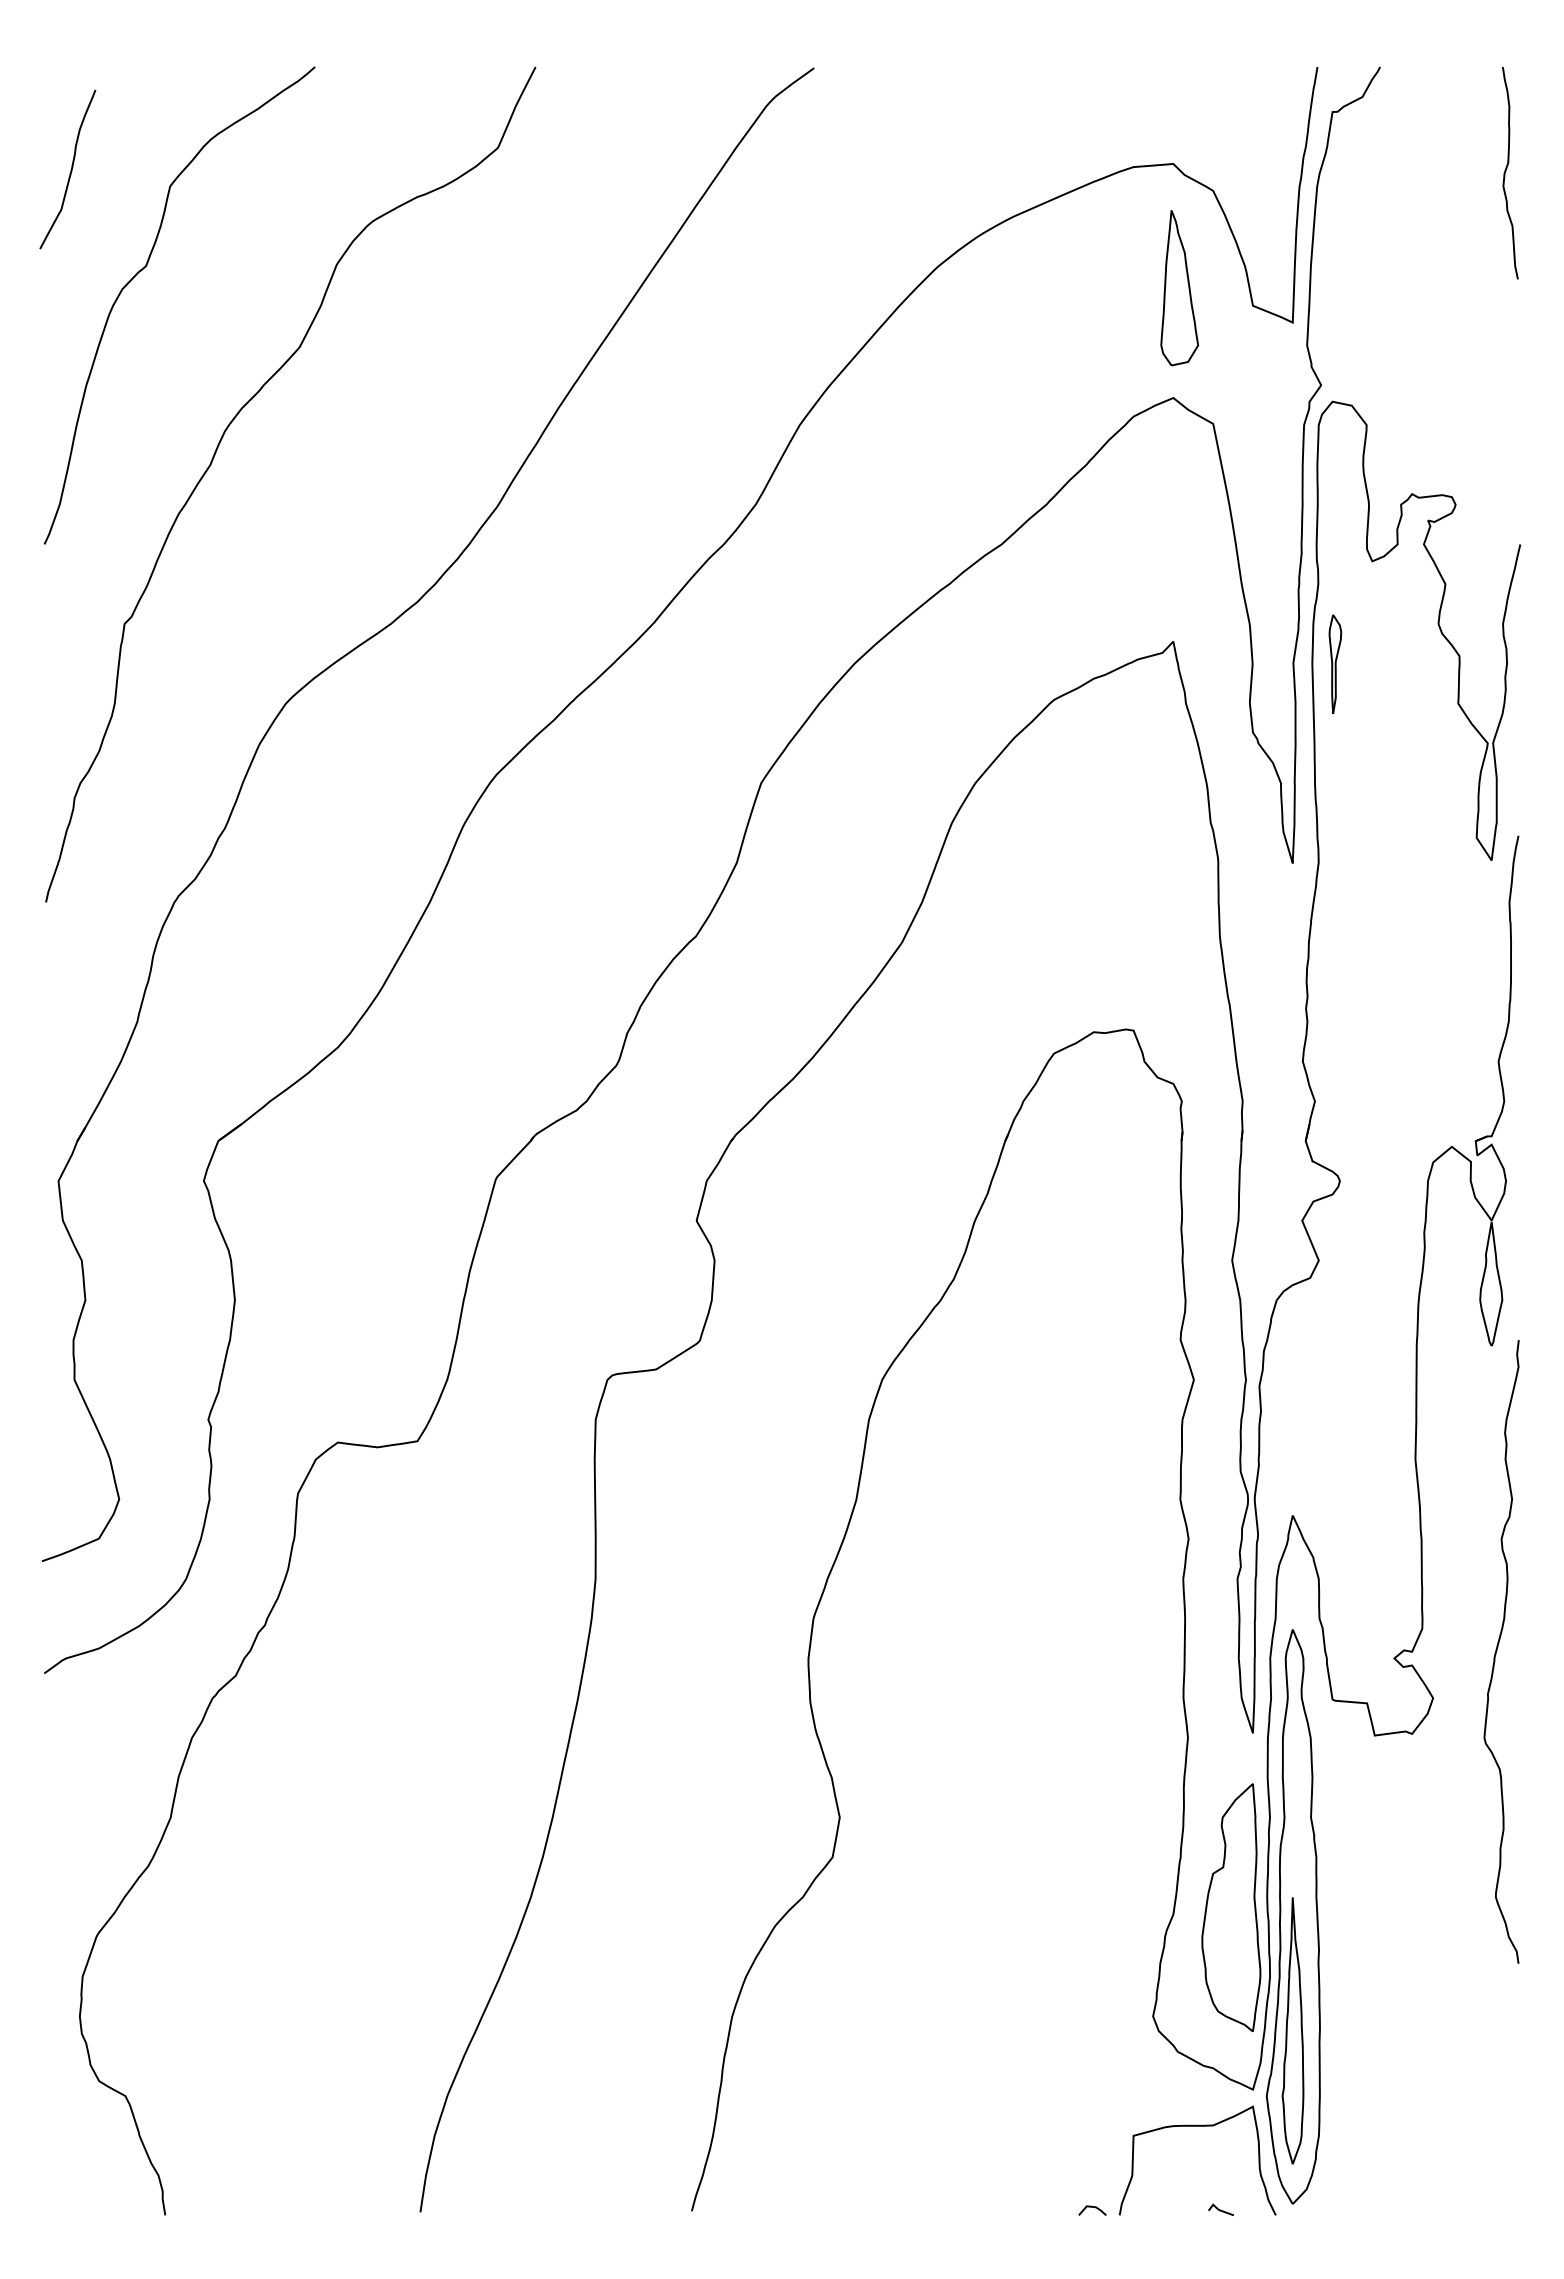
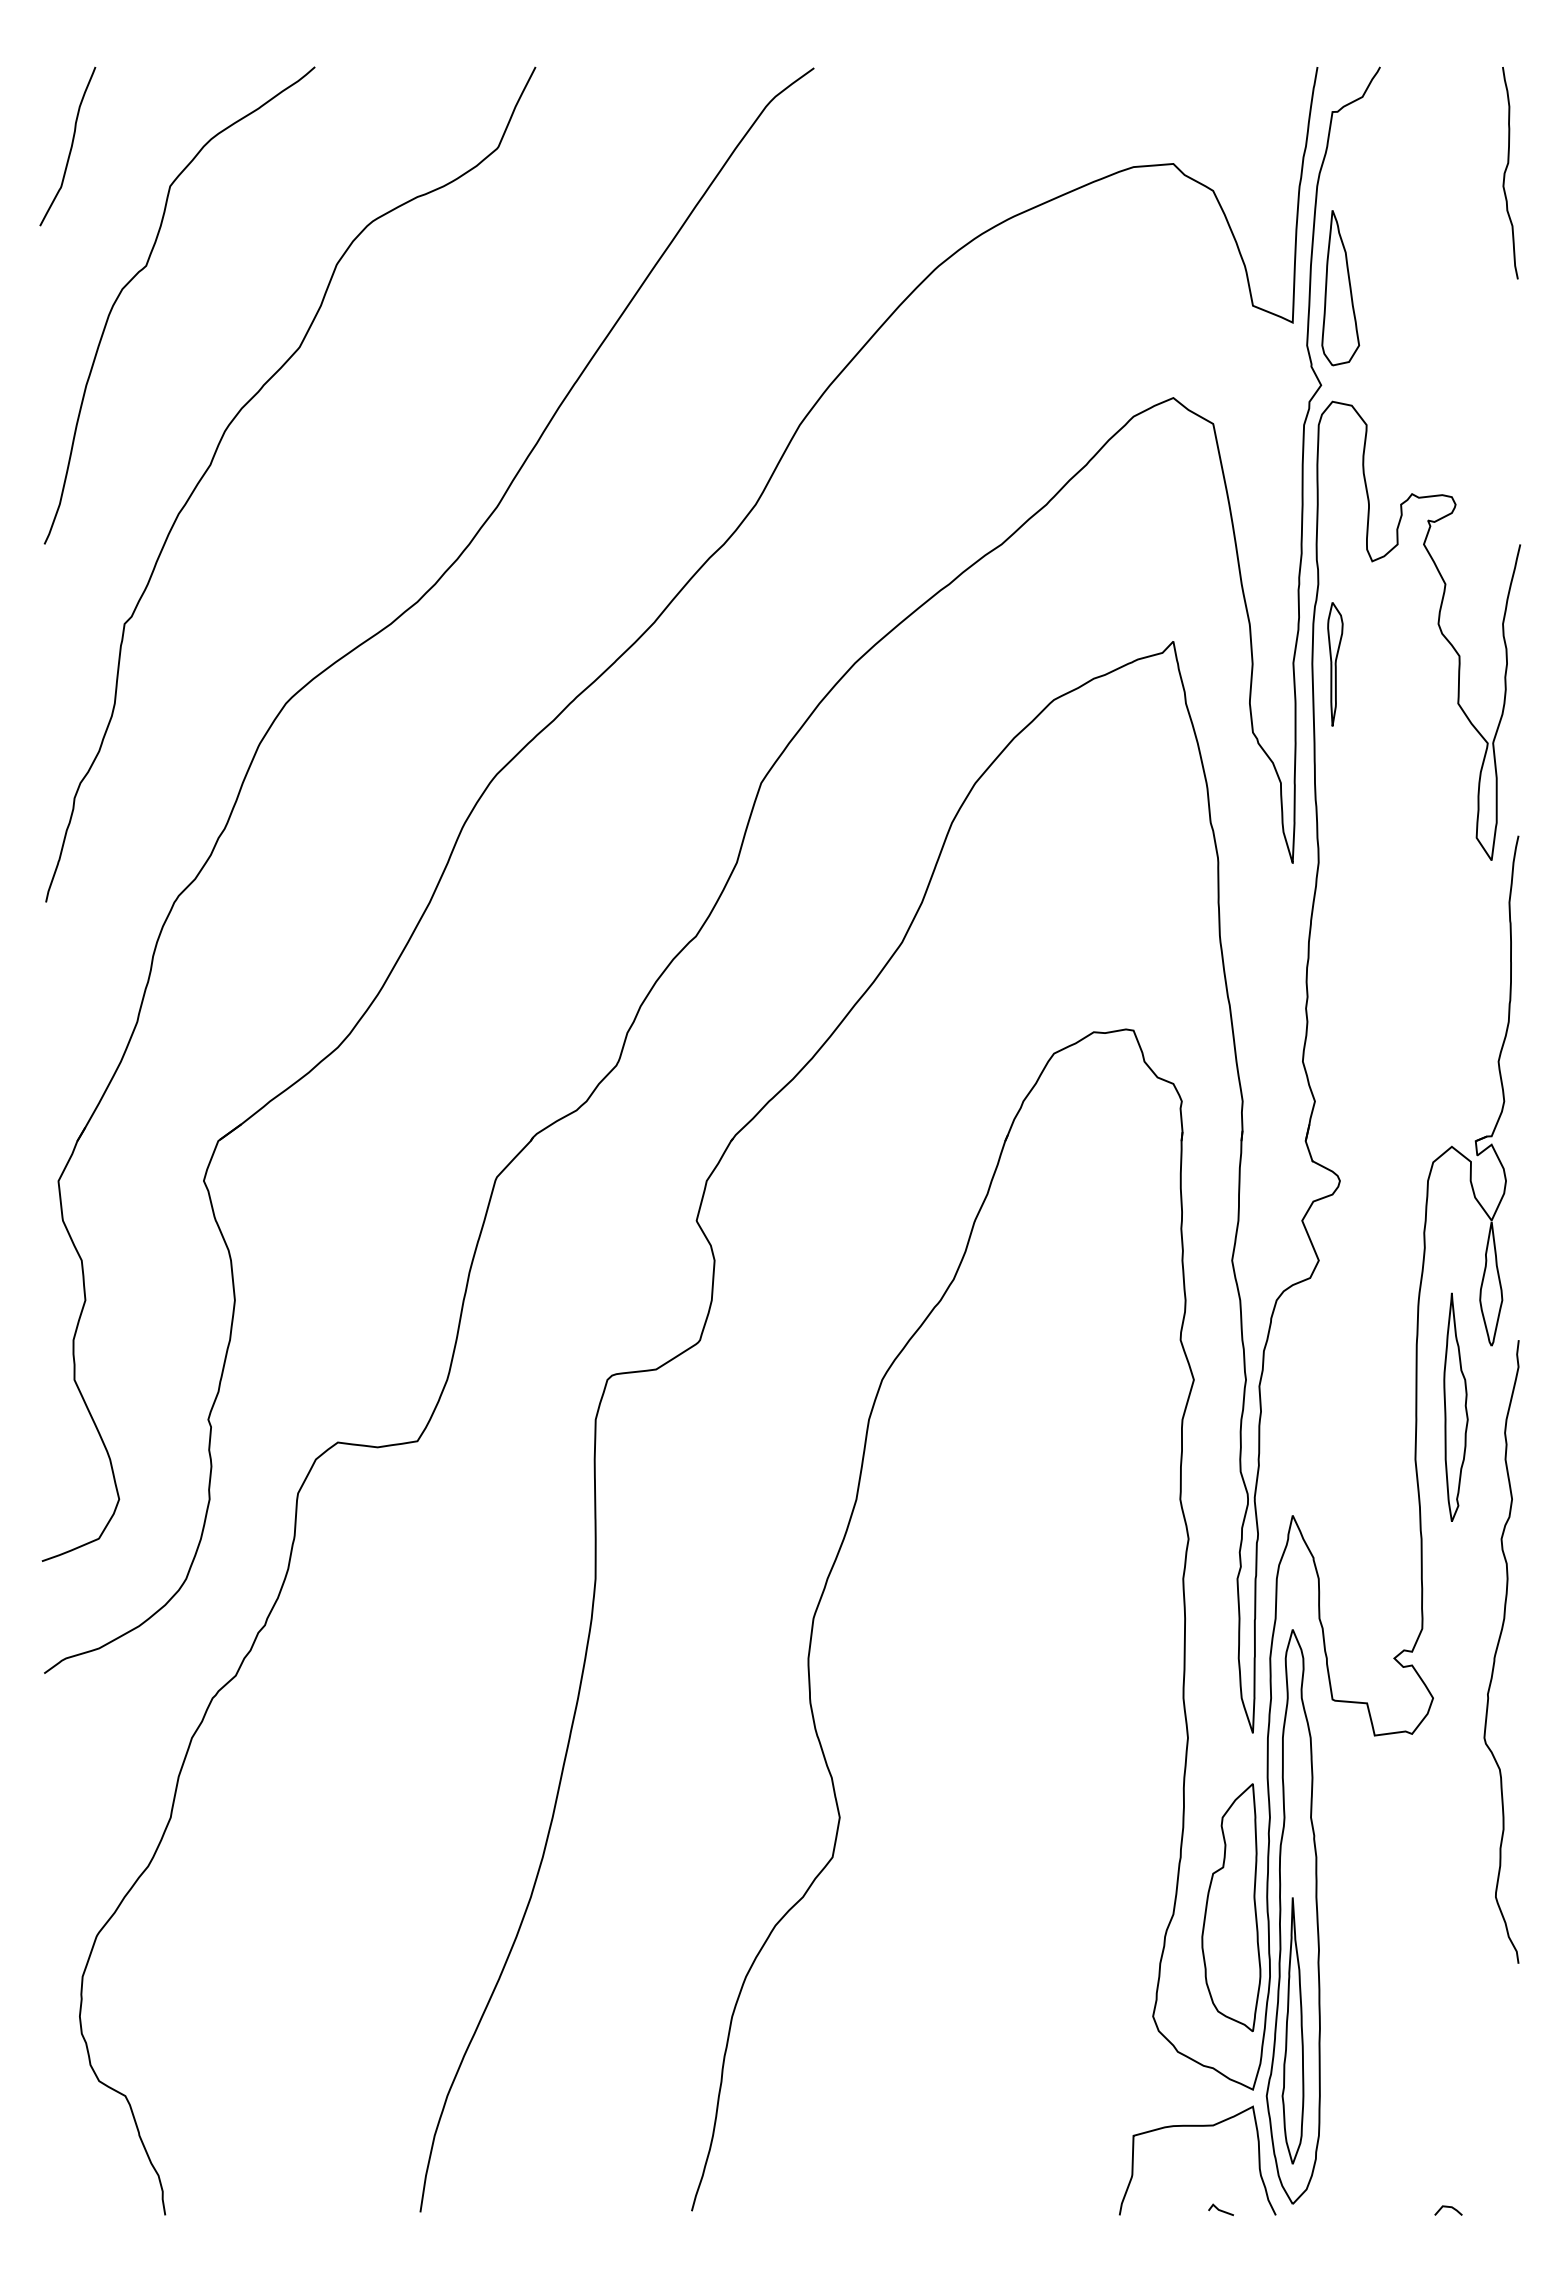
curve position: (70, 169) -> (70, 146) (70, 146)
part position: (1179, 288) -> (1340, 288) (1340, 288)
part size: 15x100 px -> 17x125 px (1335, 664)
part: none -> present (1455, 1406)
line position: (1092, 2207) -> (1448, 2207) (1448, 2207)
